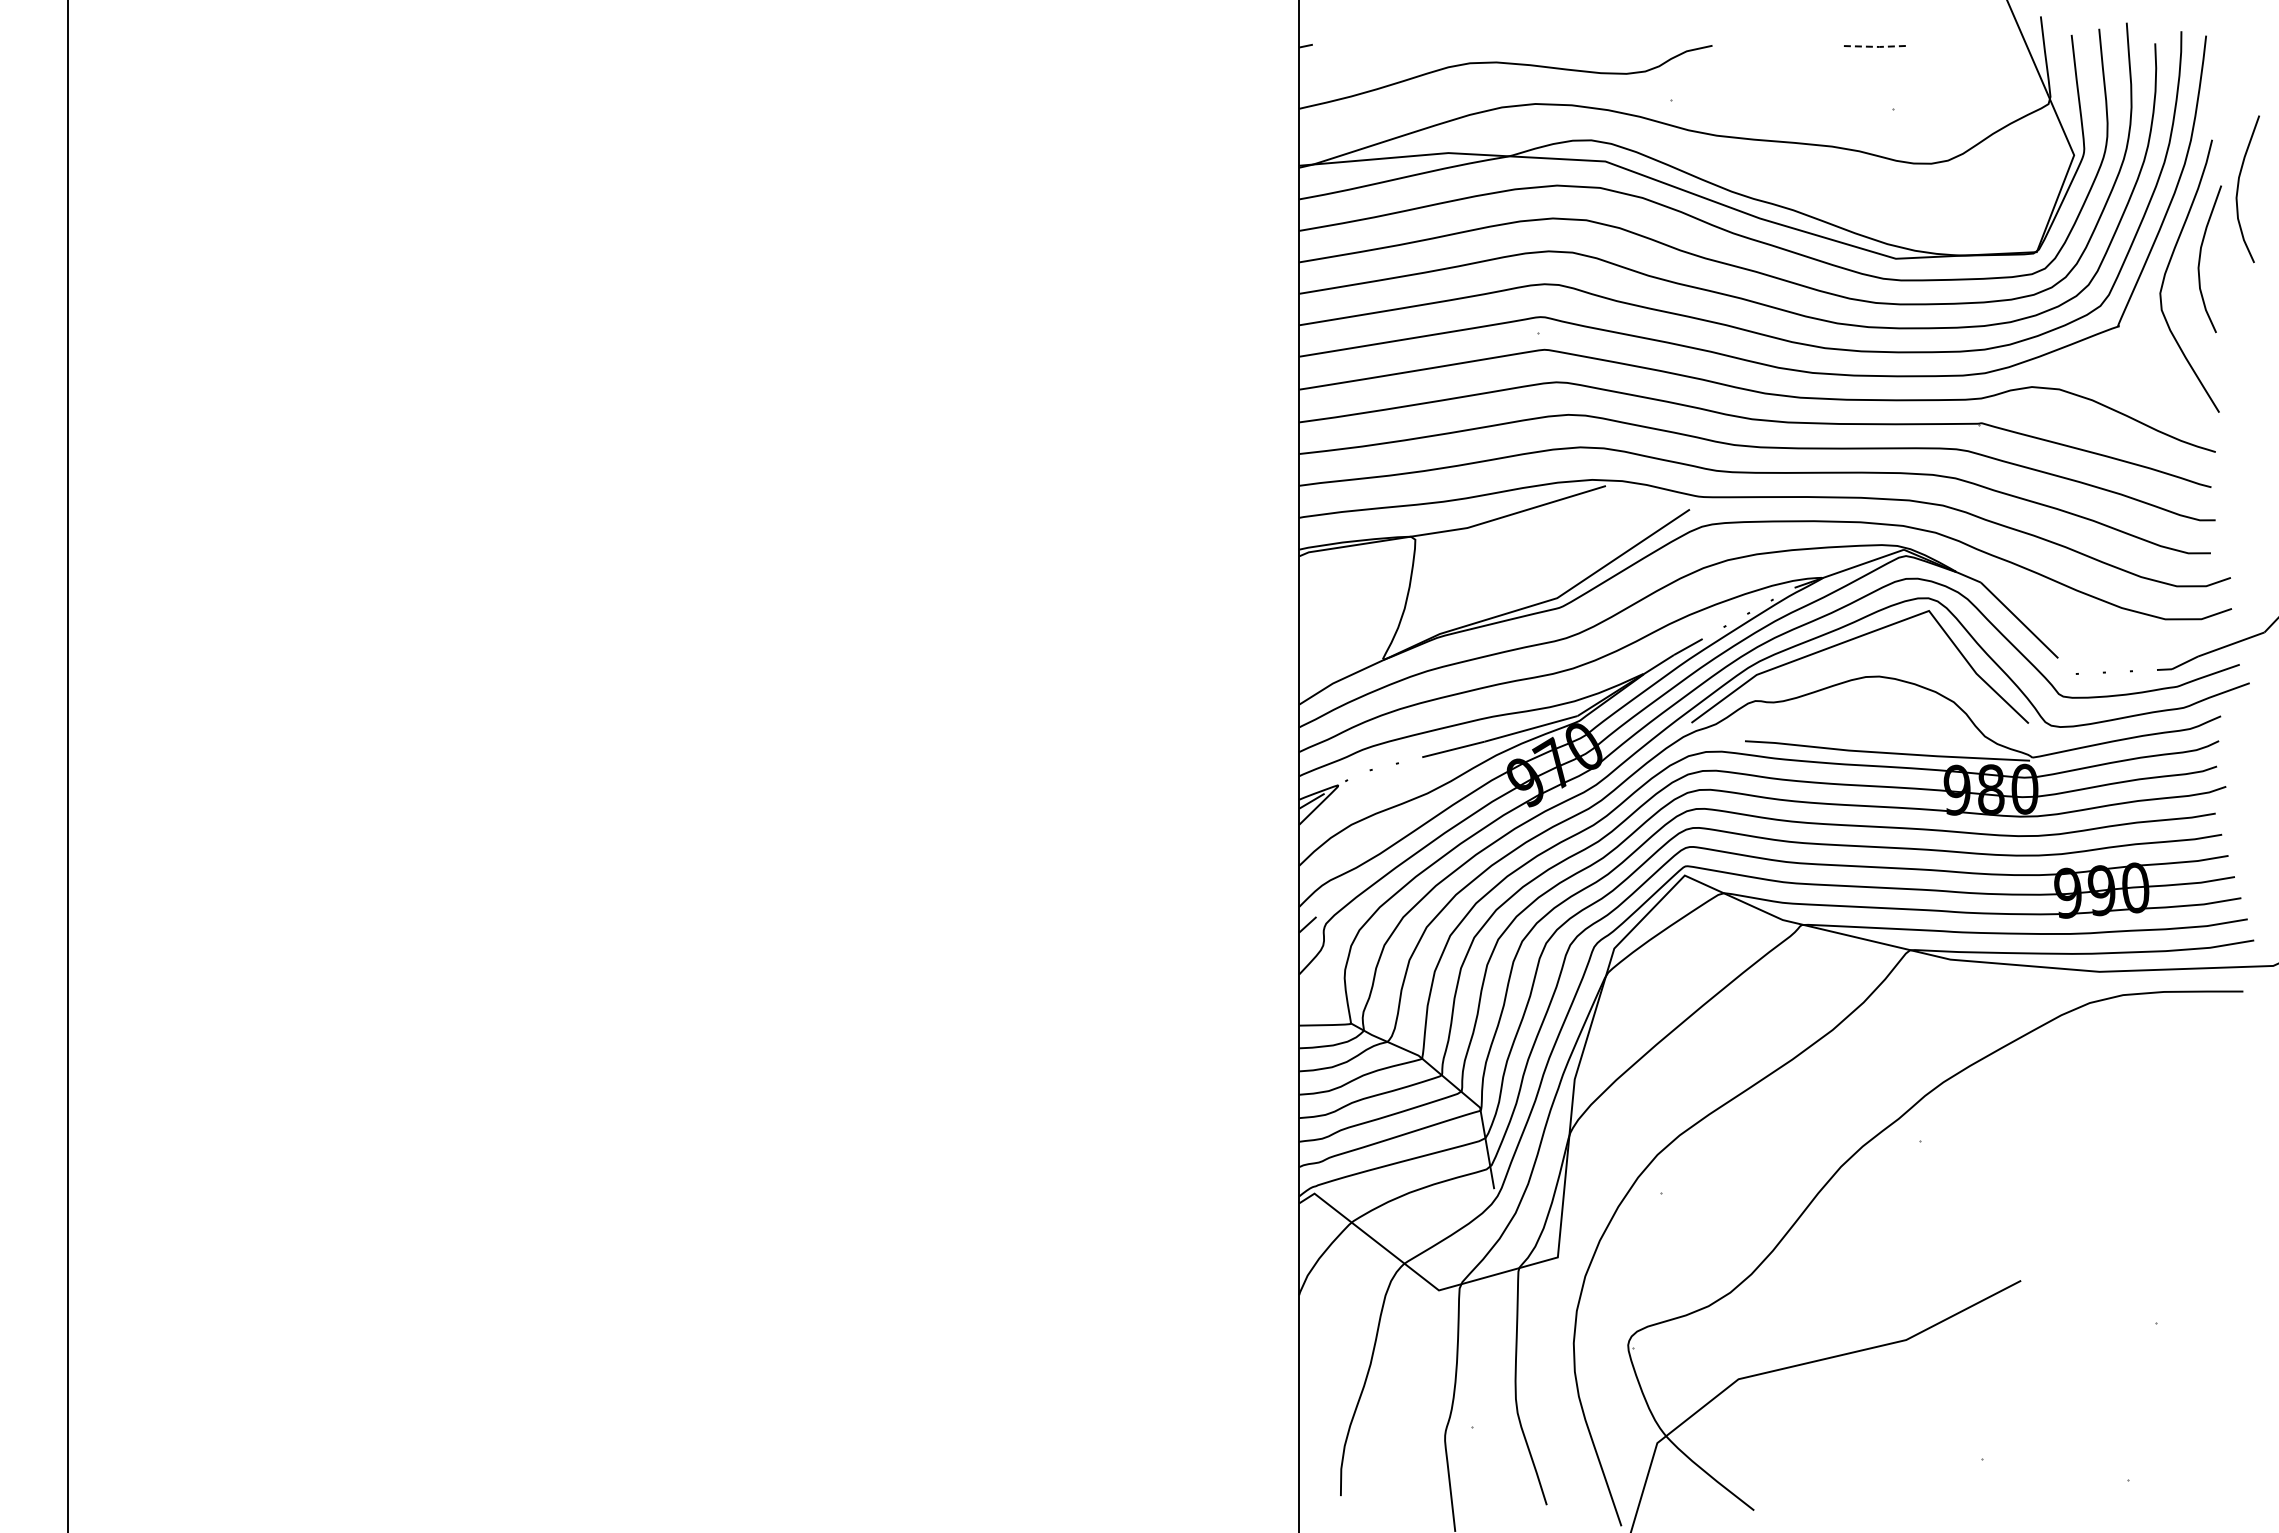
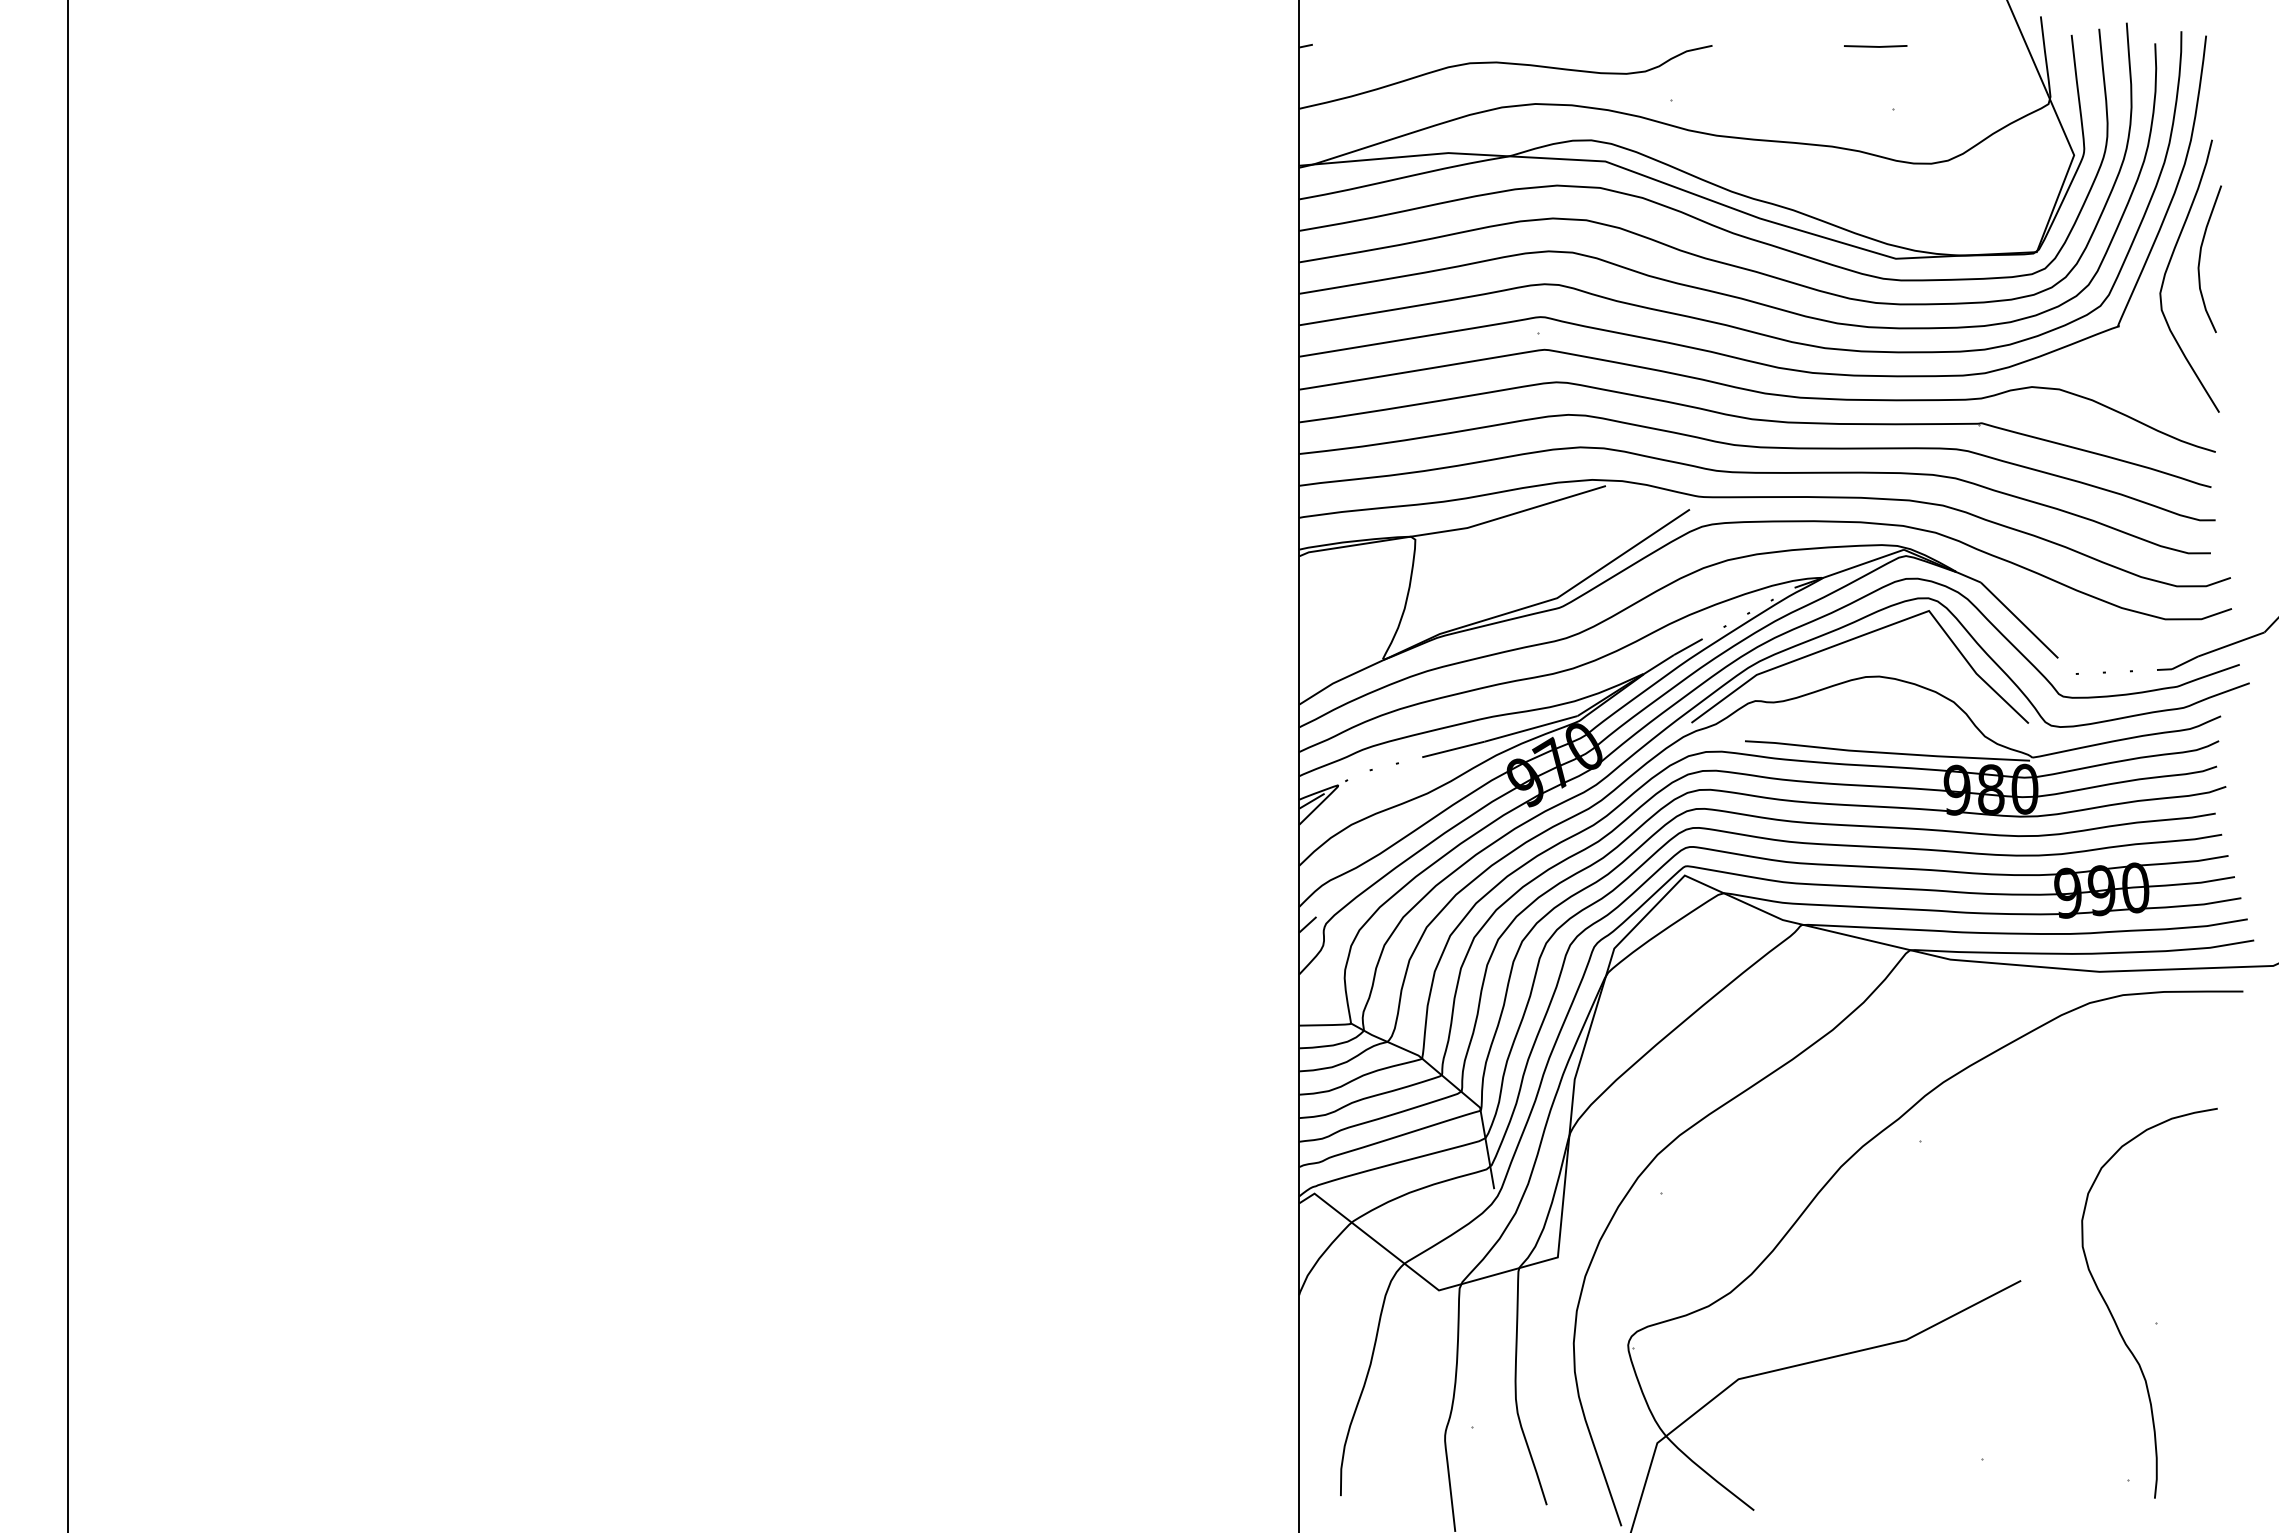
line: dashed -> solid (1876, 46)
curve: present -> none (2238, 189)
curve: none -> present (2115, 1320)
